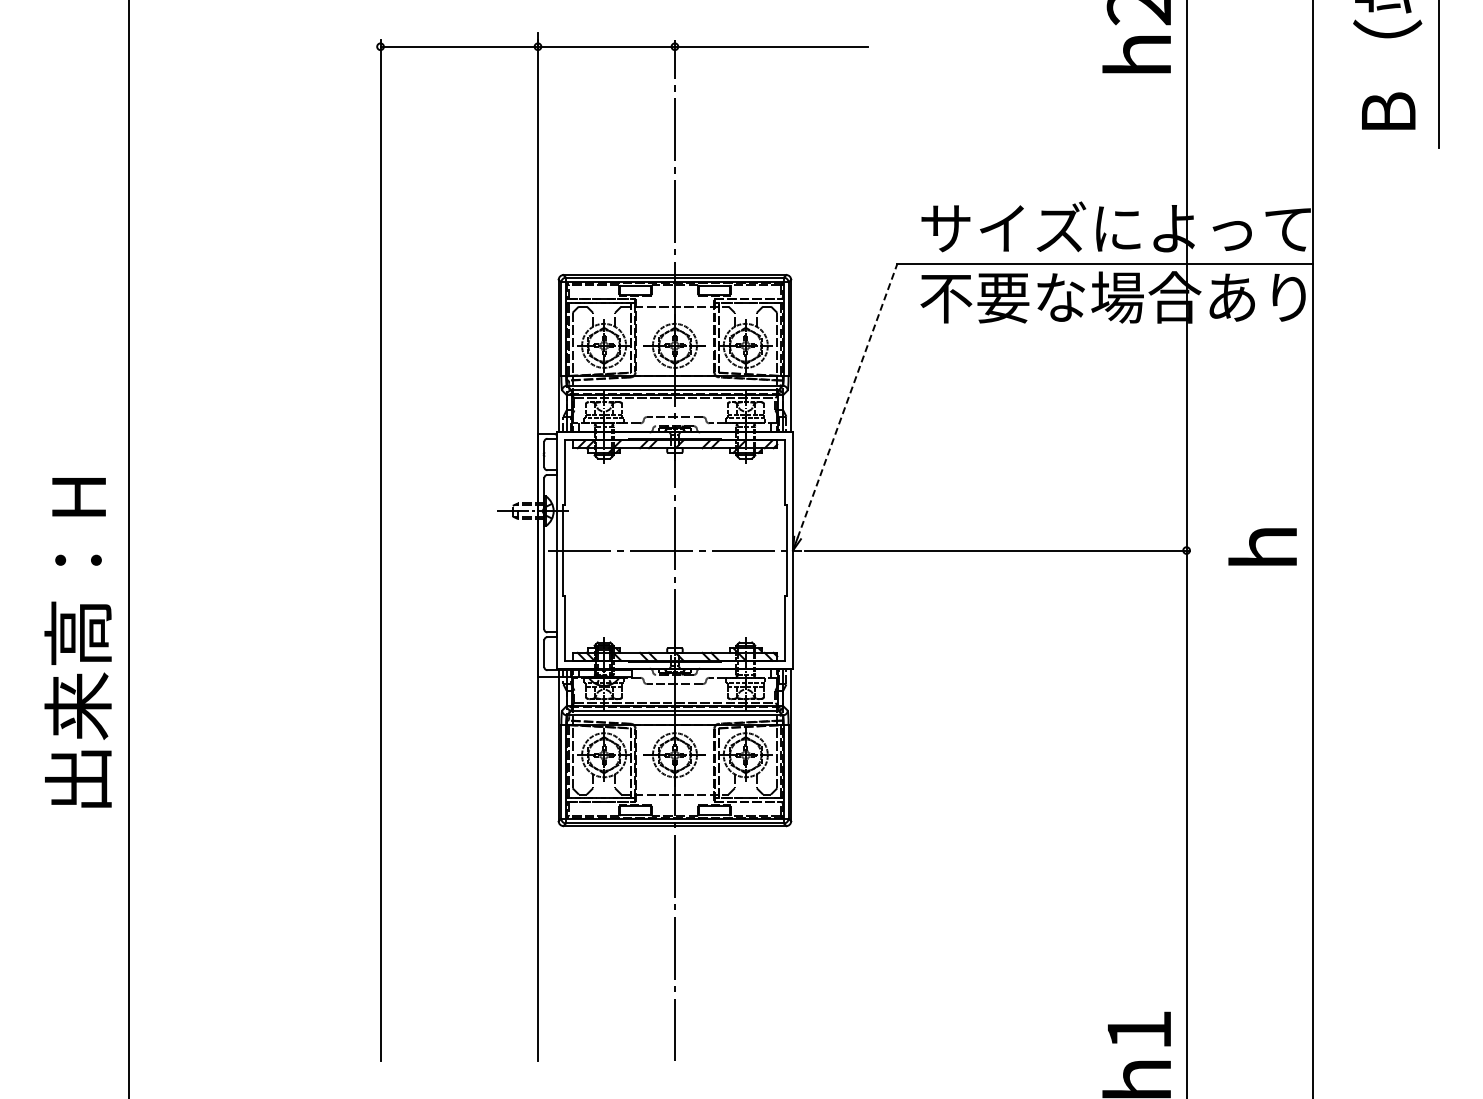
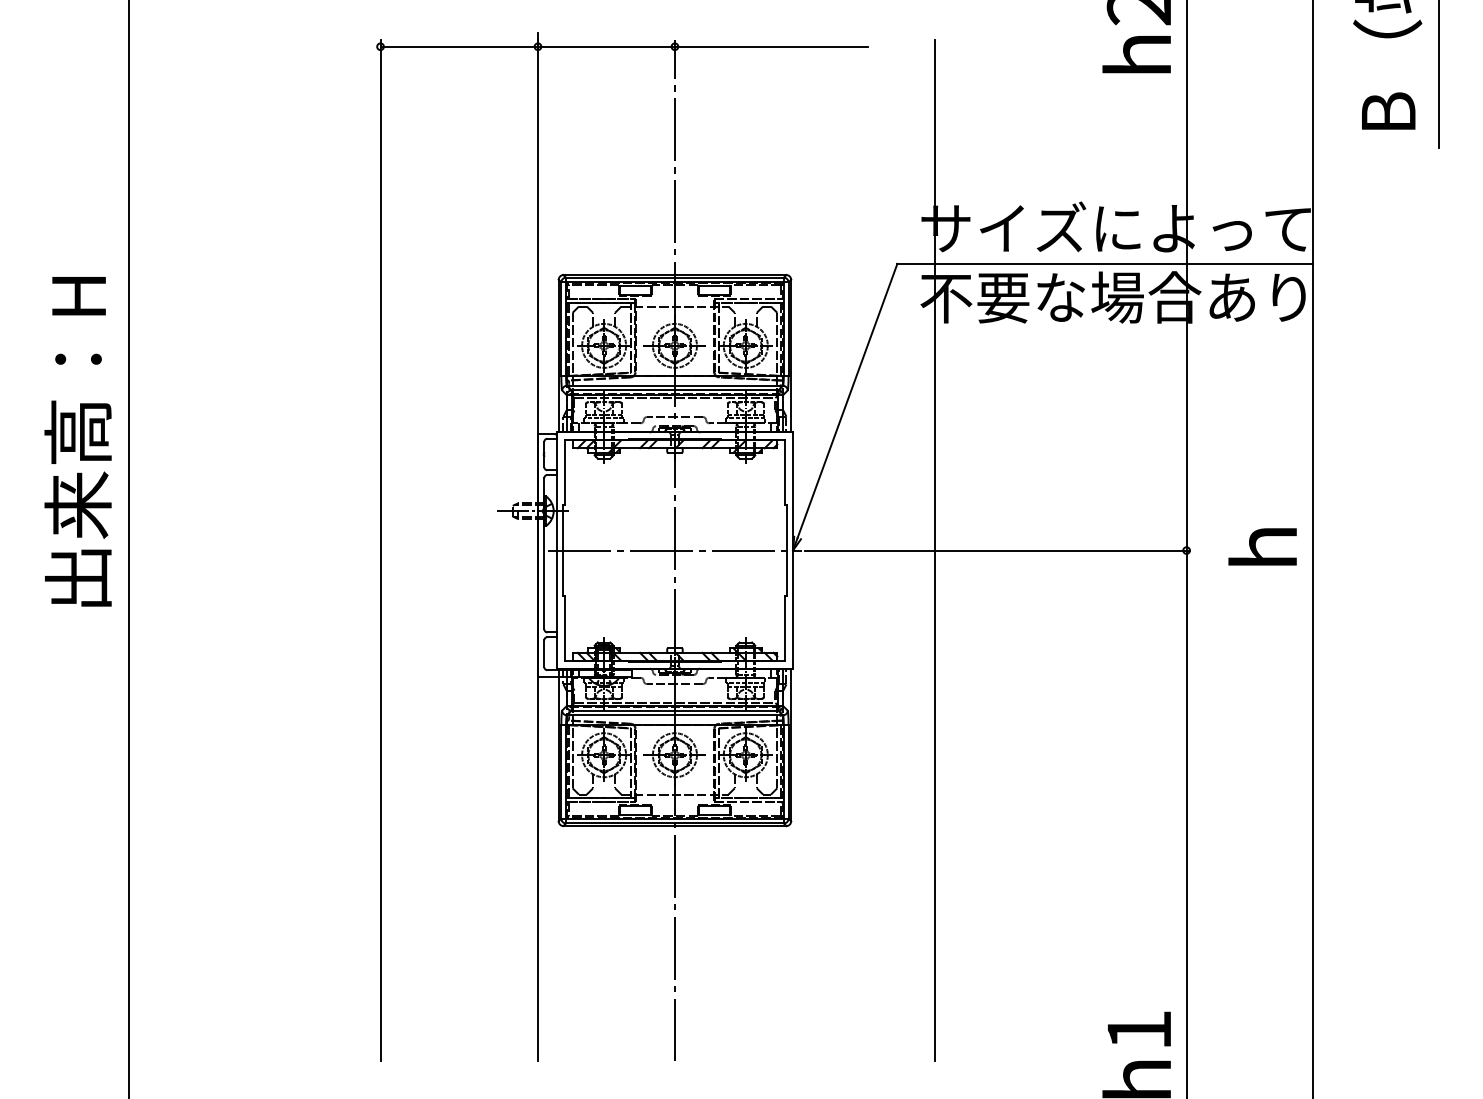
line: dashed -> solid (847, 400)
line: none -> present (934, 550)
text position: (77, 642) -> (77, 441) (77, 441)
